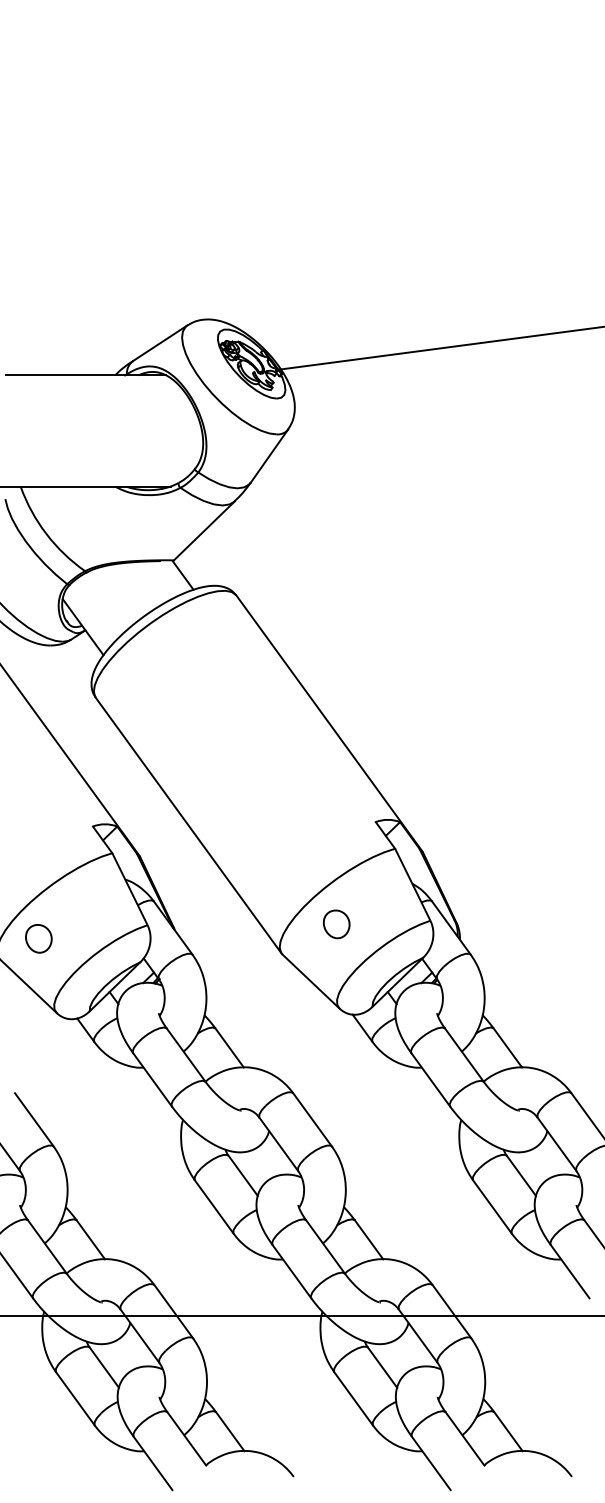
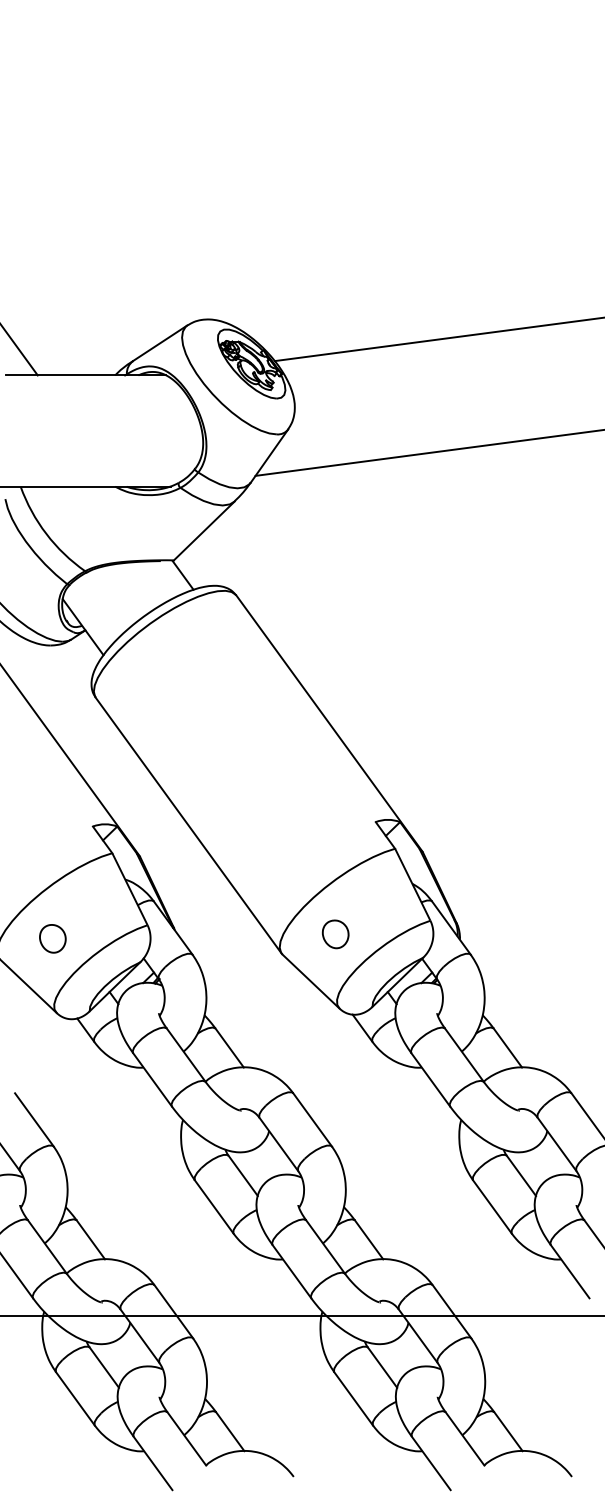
line position: (438, 348) -> (437, 339) (437, 339)
line: none -> present (19, 350)
line: none -> present (428, 452)
part position: (336, 924) -> (335, 934) (335, 934)
part position: (38, 938) -> (52, 938) (52, 938)
